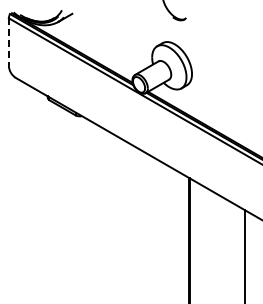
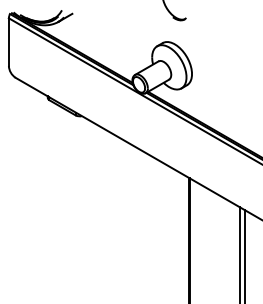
line: dashed -> solid (8, 42)
line: none -> present (239, 253)
